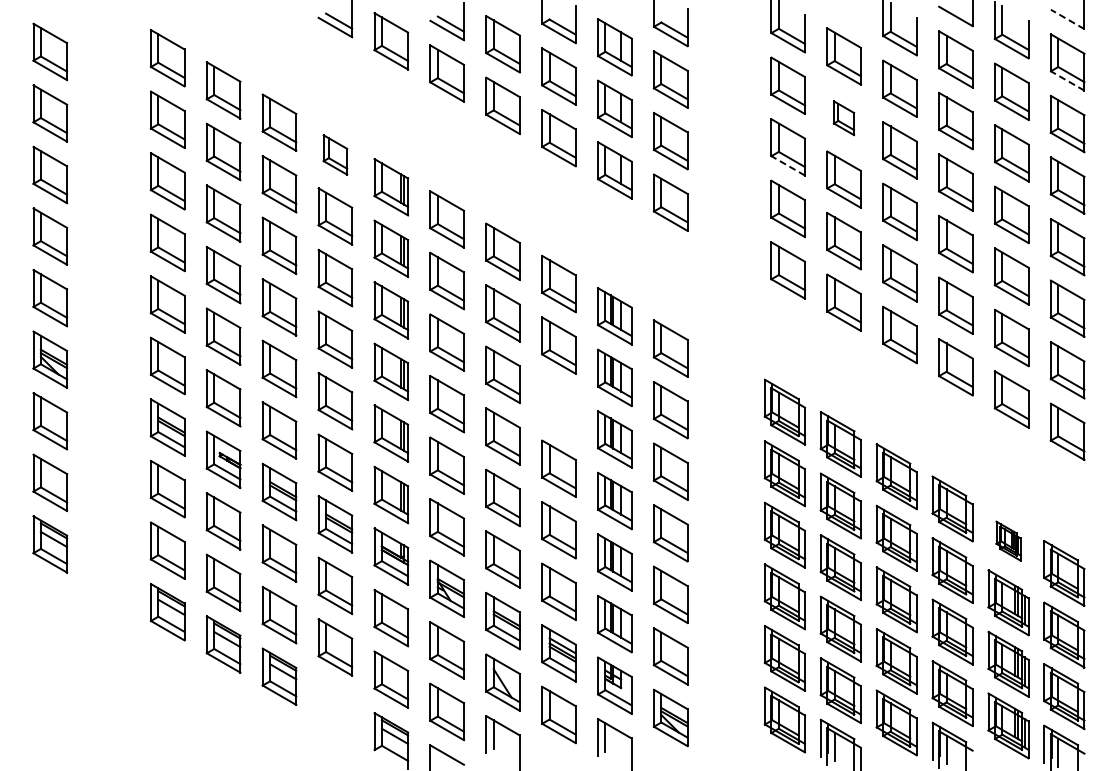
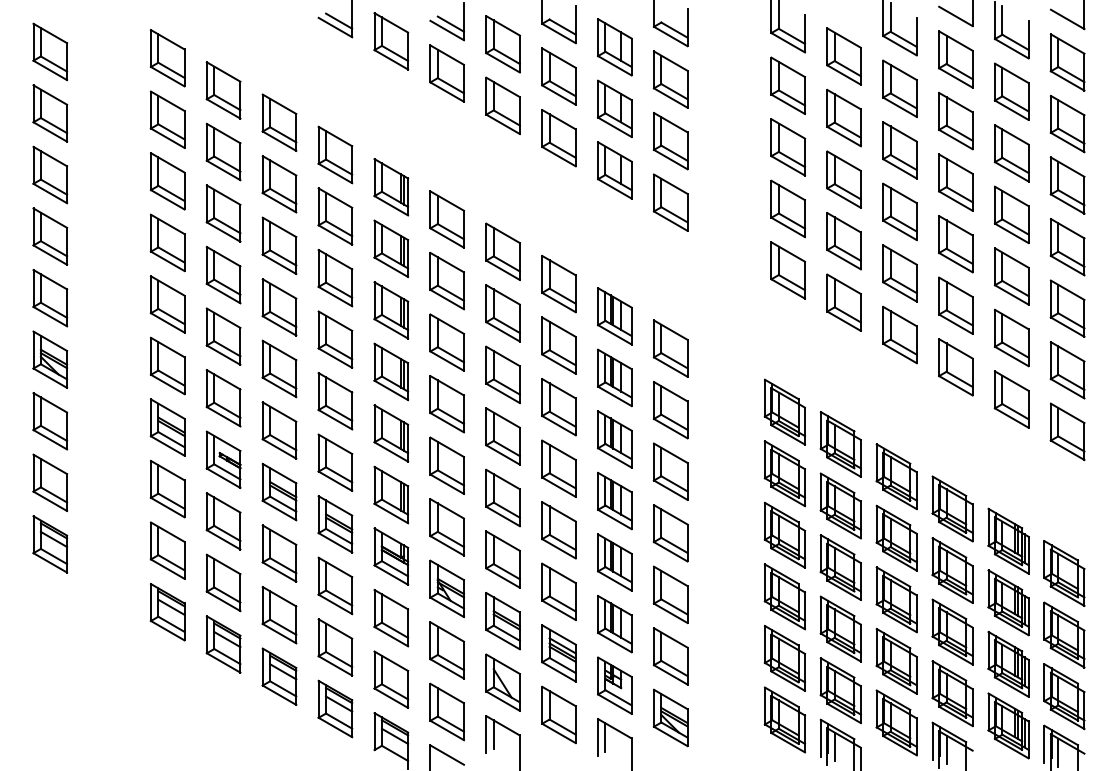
line: dashed -> solid (1067, 19)
line: dashed -> solid (1067, 80)
part size: 24x37 px -> 36x59 px (843, 118)
part size: 27x42 px -> 37x60 px (335, 154)
line: dashed -> solid (787, 165)
part: none -> present (558, 407)
part size: 27x42 px -> 43x68 px (1008, 540)
part: none -> present (335, 708)
